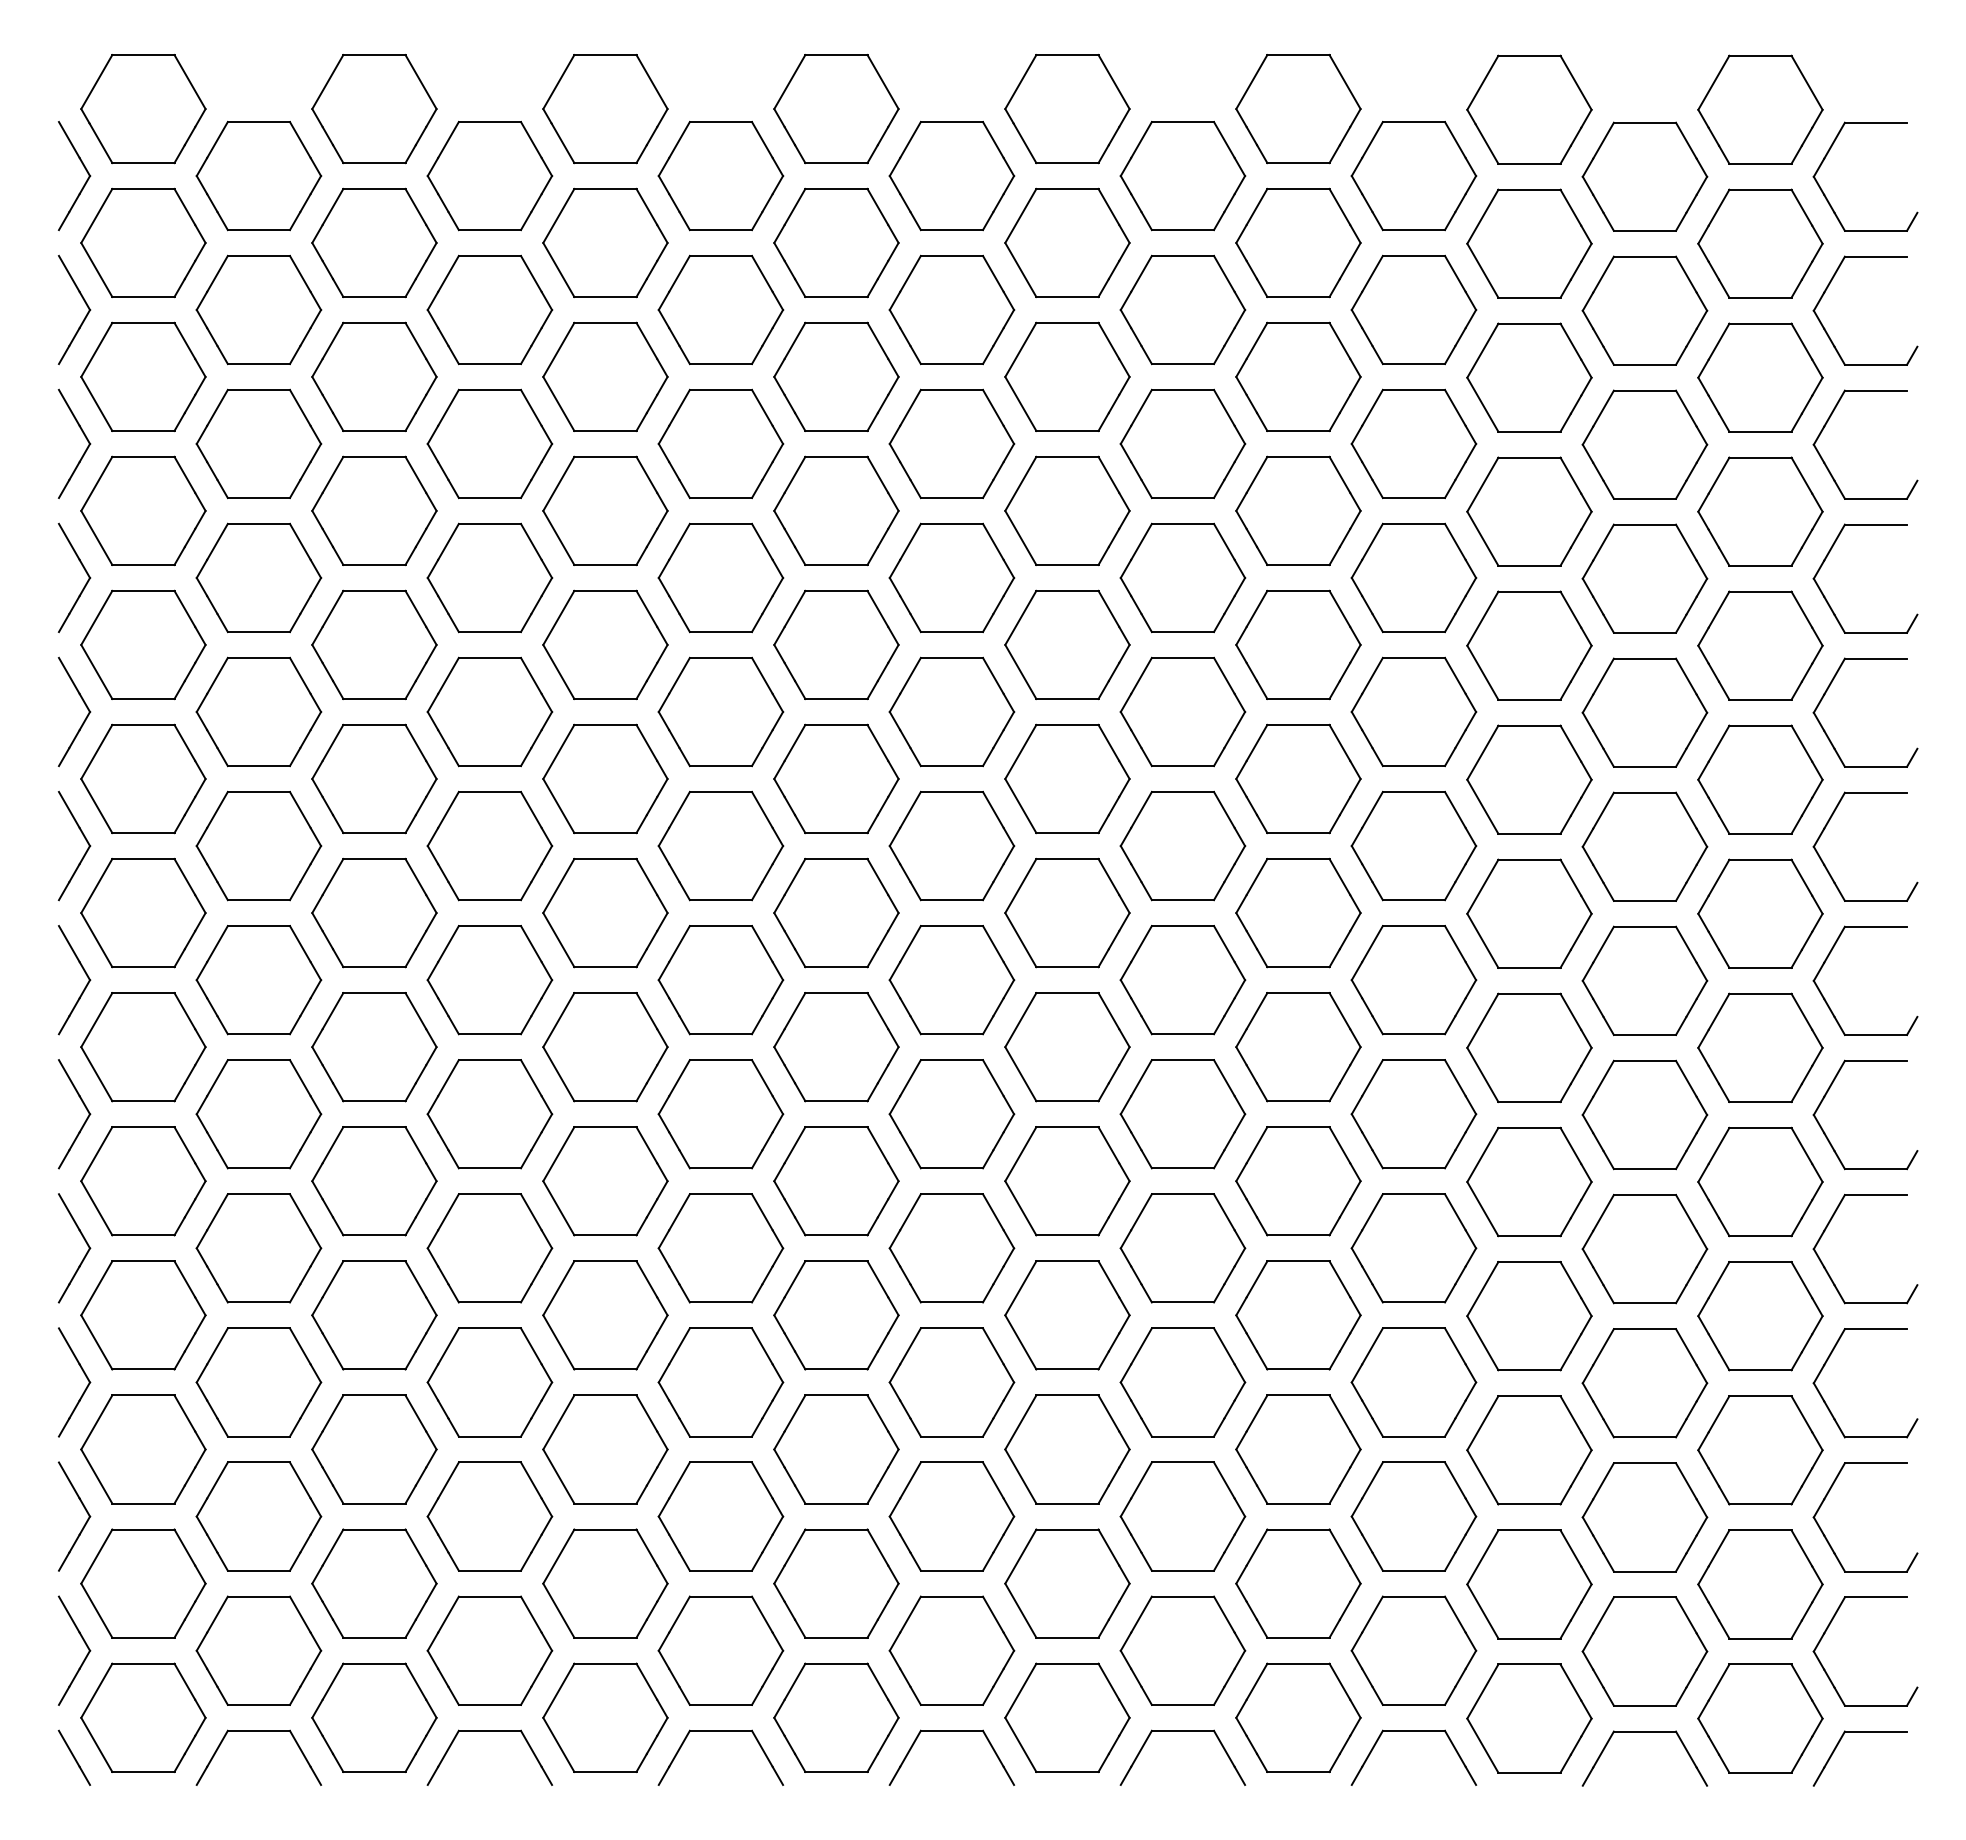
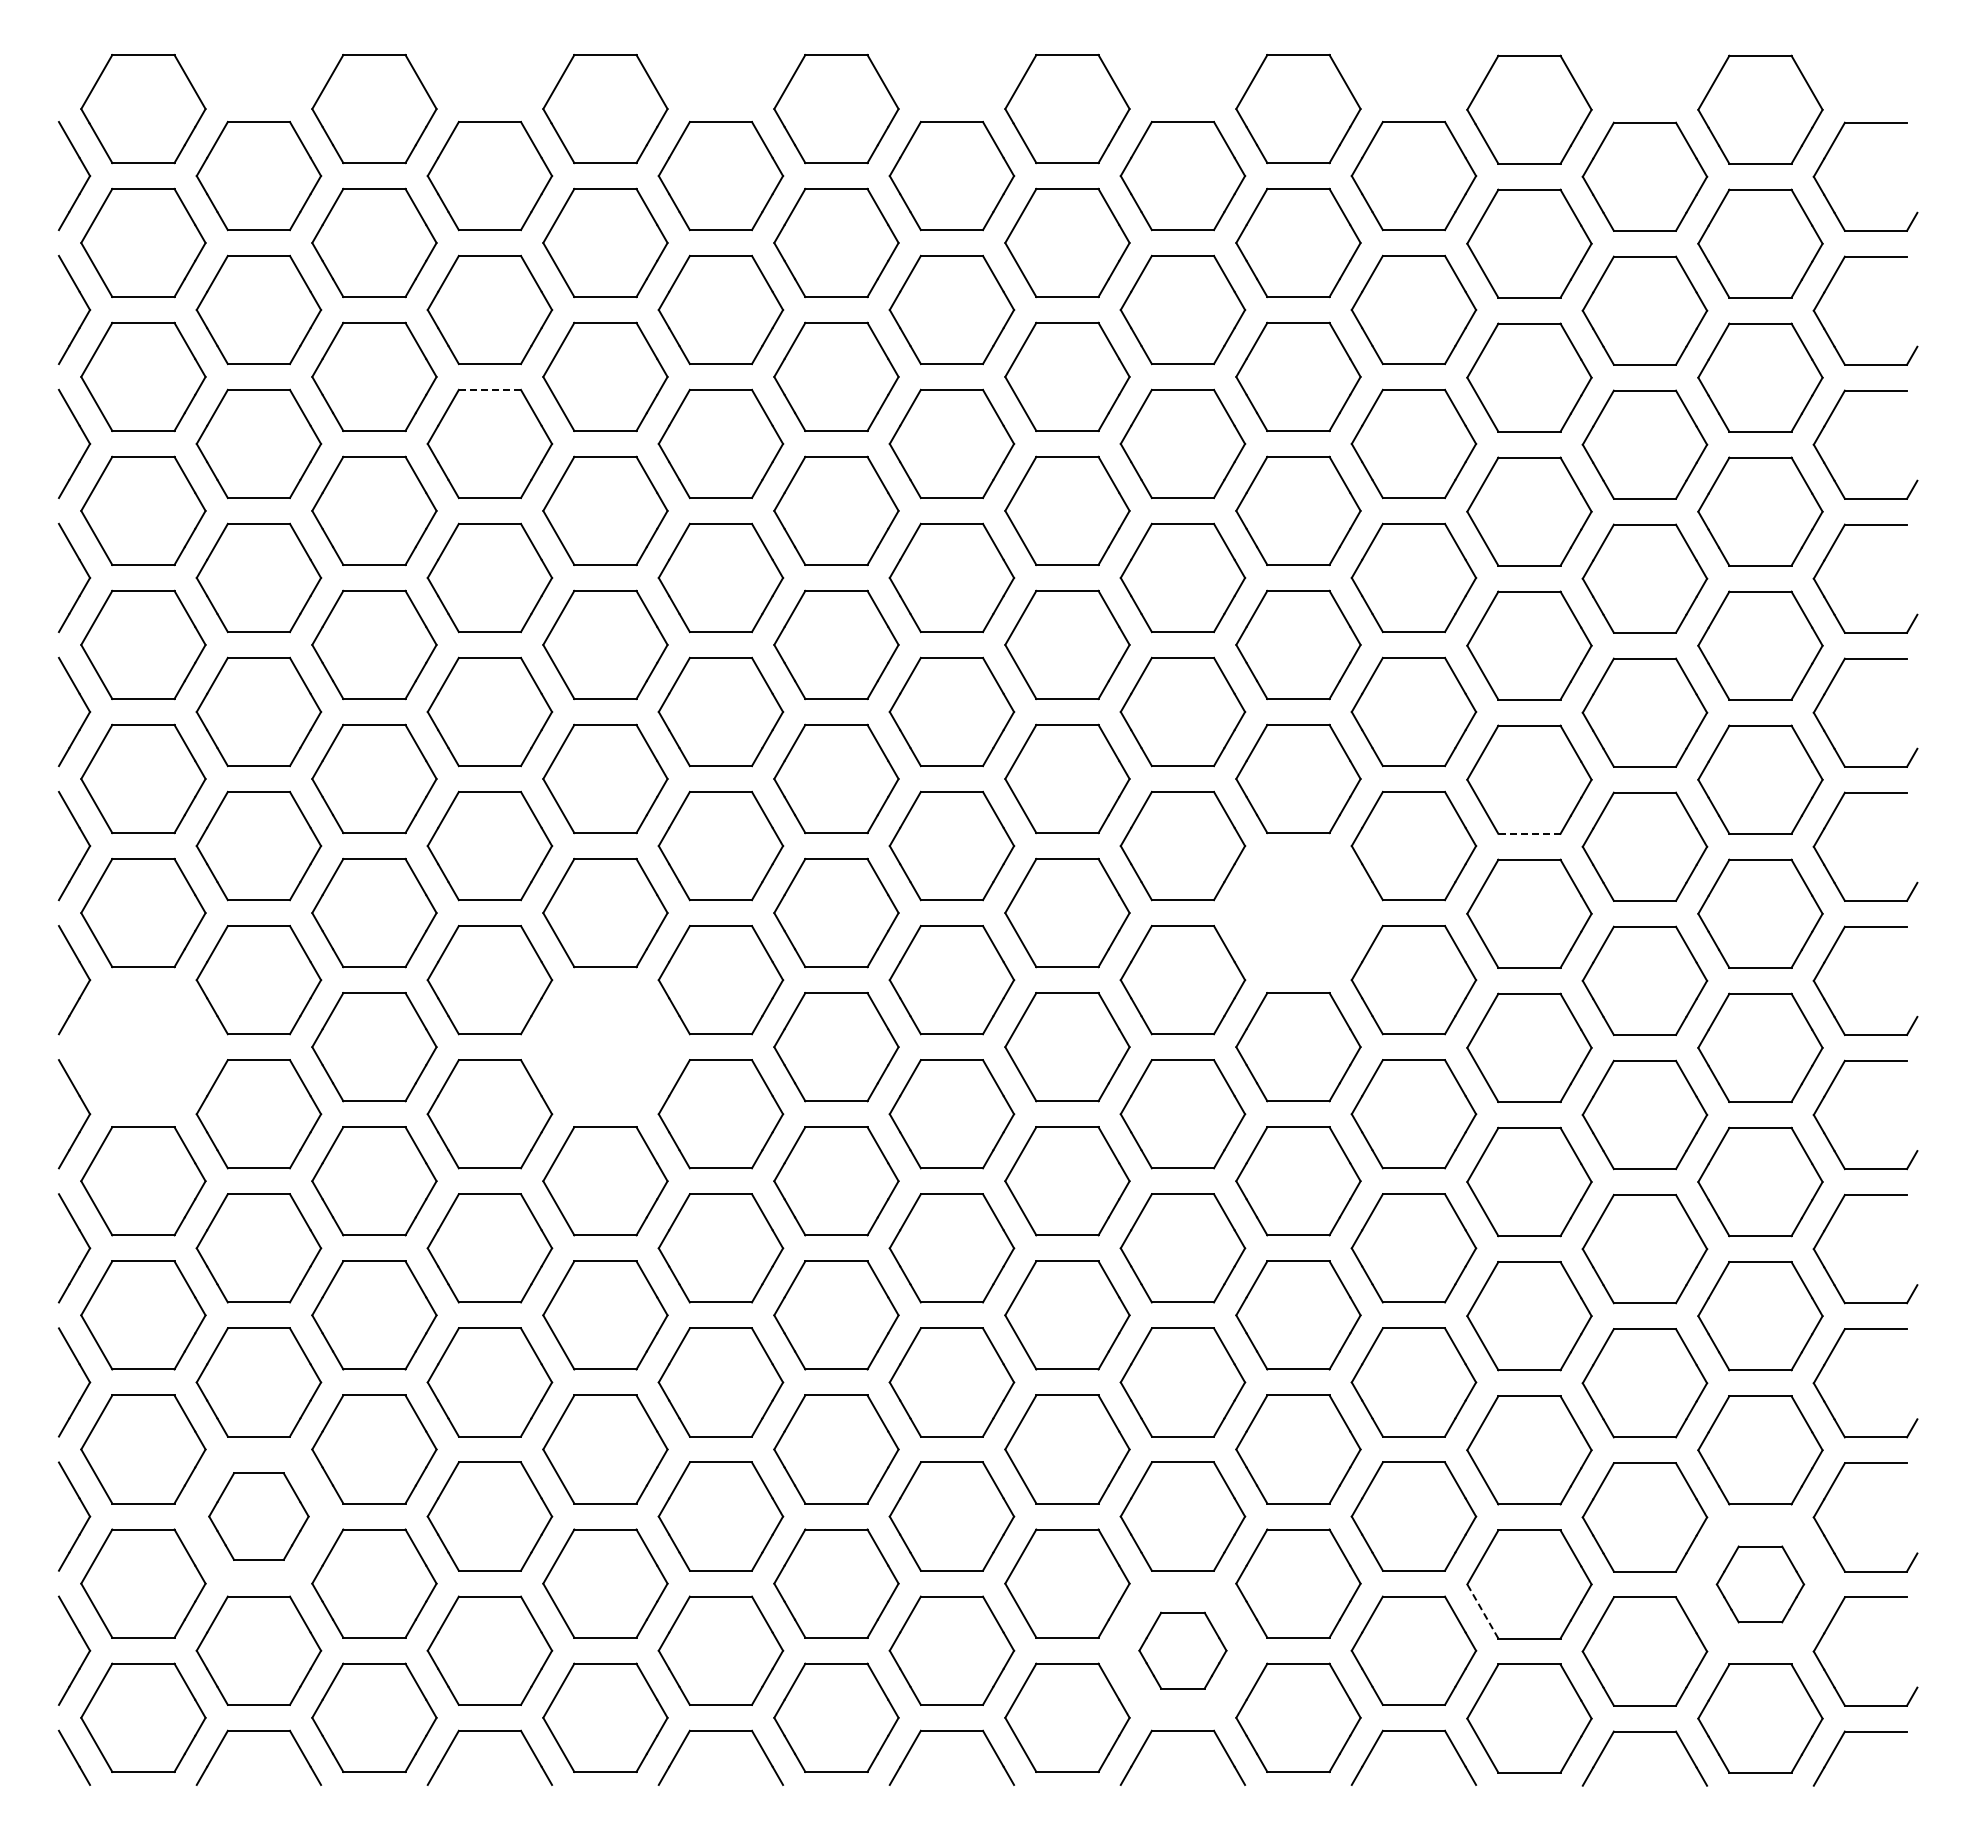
line: solid -> dashed (490, 389)
line: solid -> dashed (1528, 833)
part: present -> none (1298, 912)
part: present -> none (143, 1047)
part: present -> none (605, 1047)
part size: 128x111 px -> 102x89 px (258, 1516)
part size: 127x111 px -> 91x79 px (1760, 1584)
line: solid -> dashed (1482, 1611)
part size: 128x111 px -> 90x79 px (1182, 1650)
